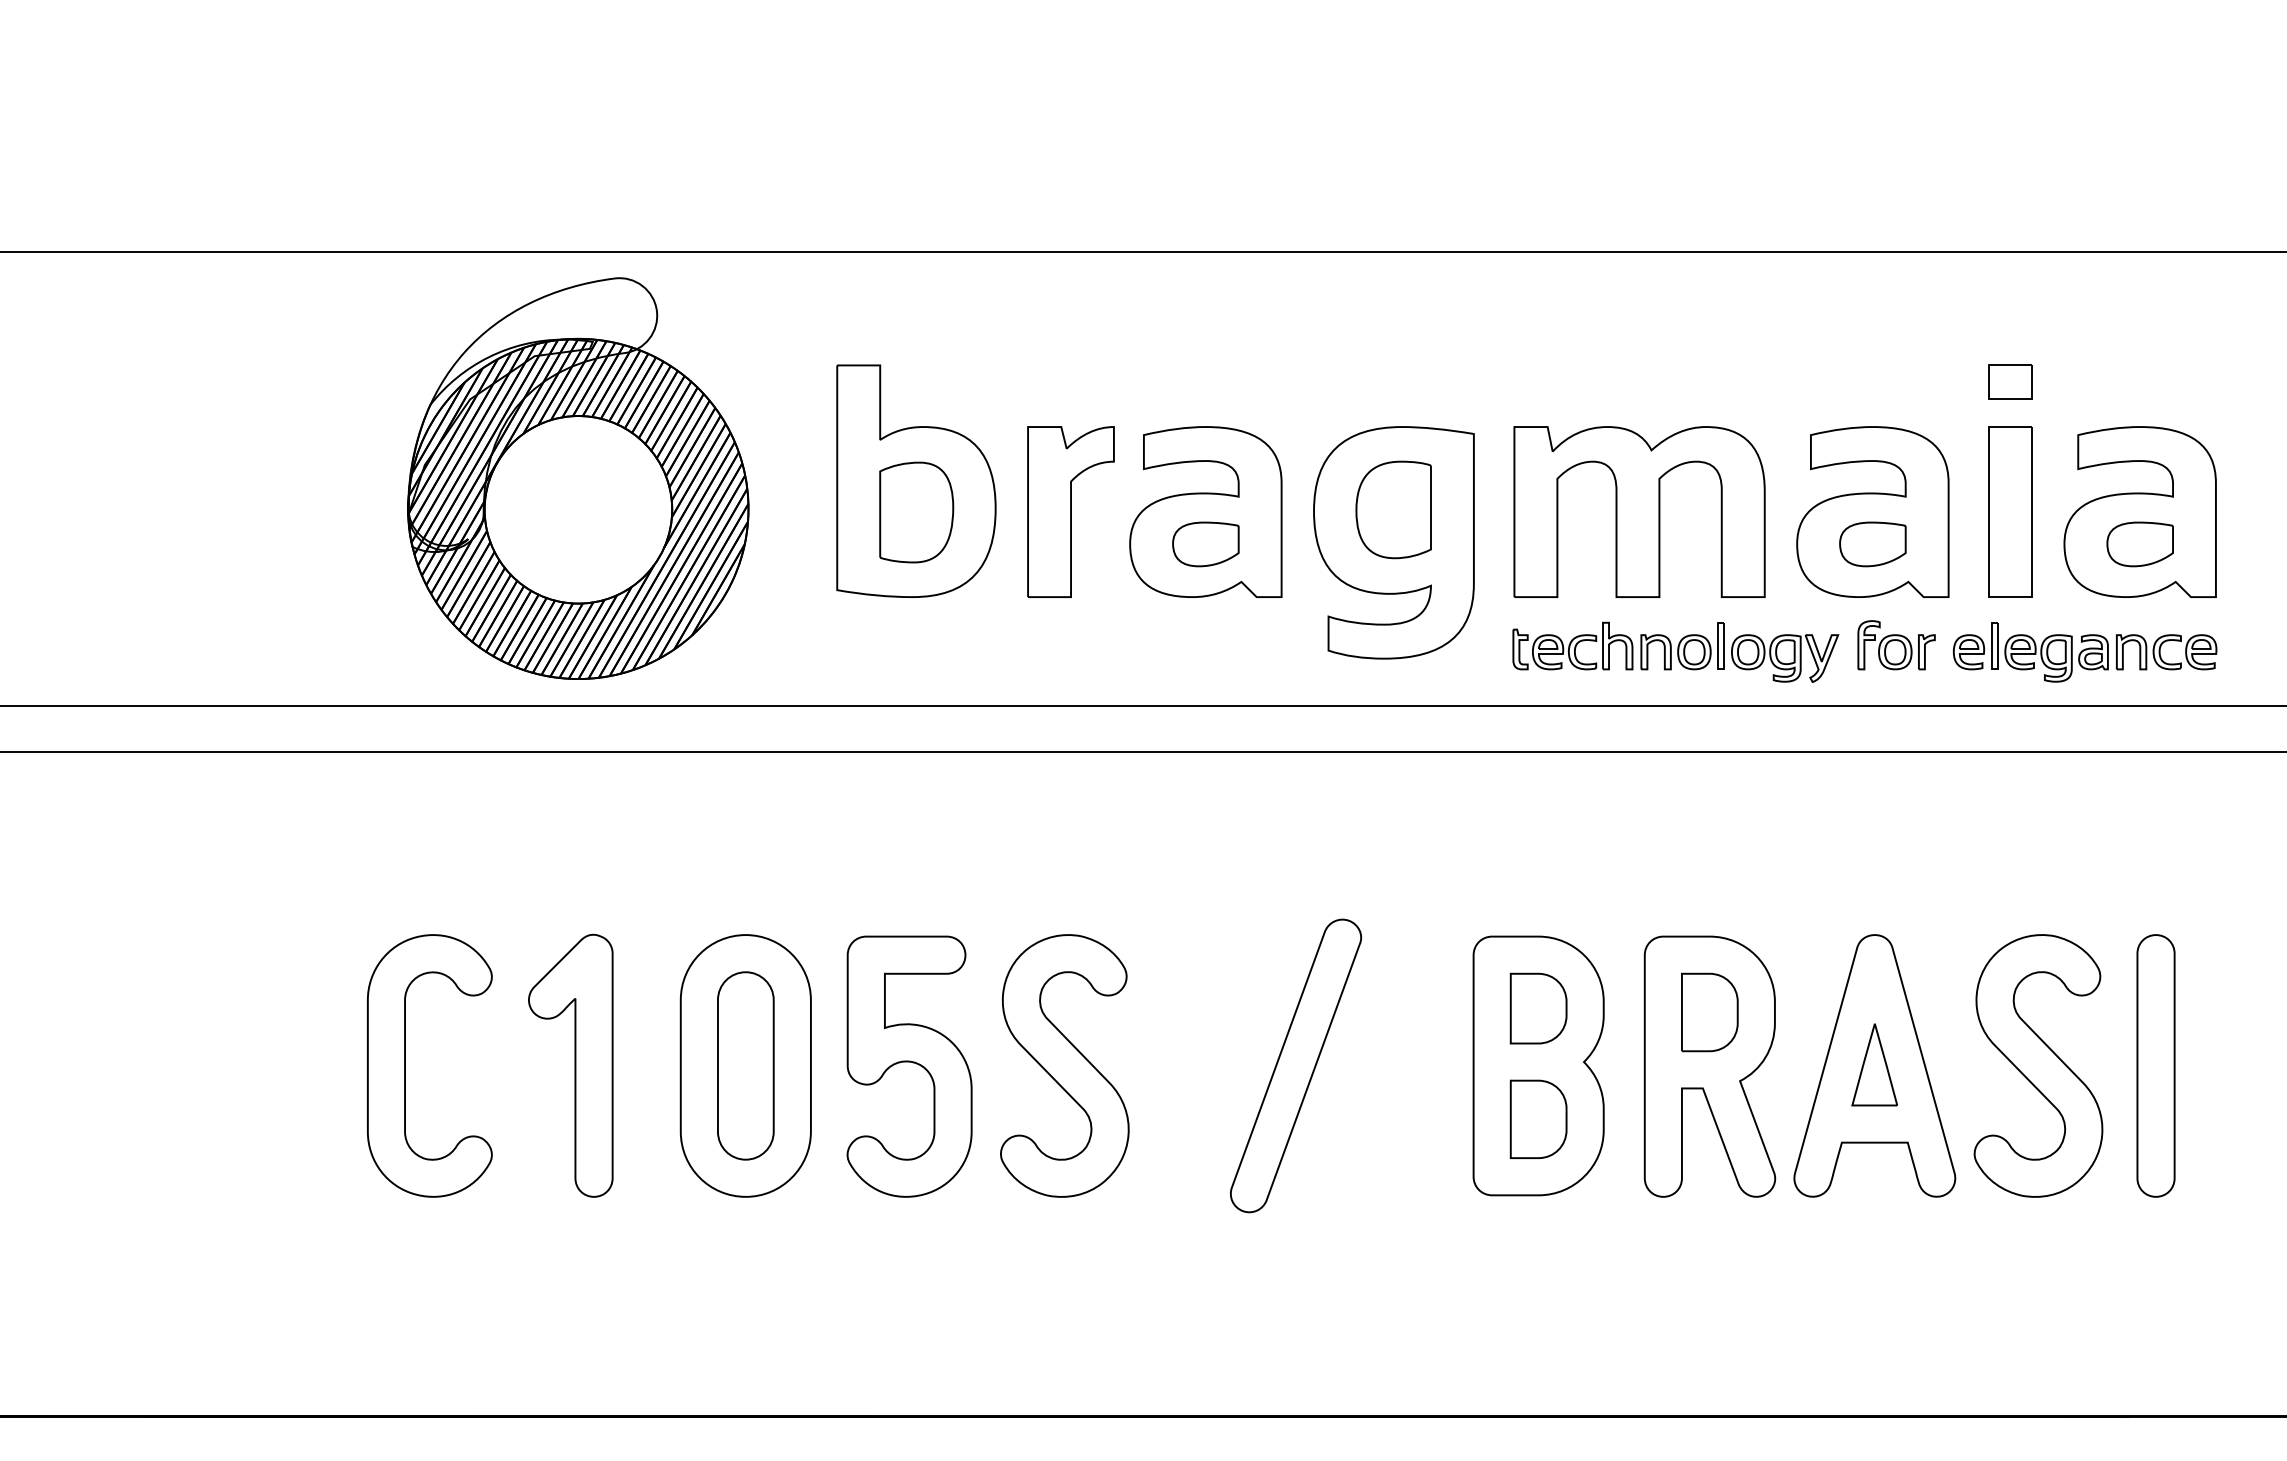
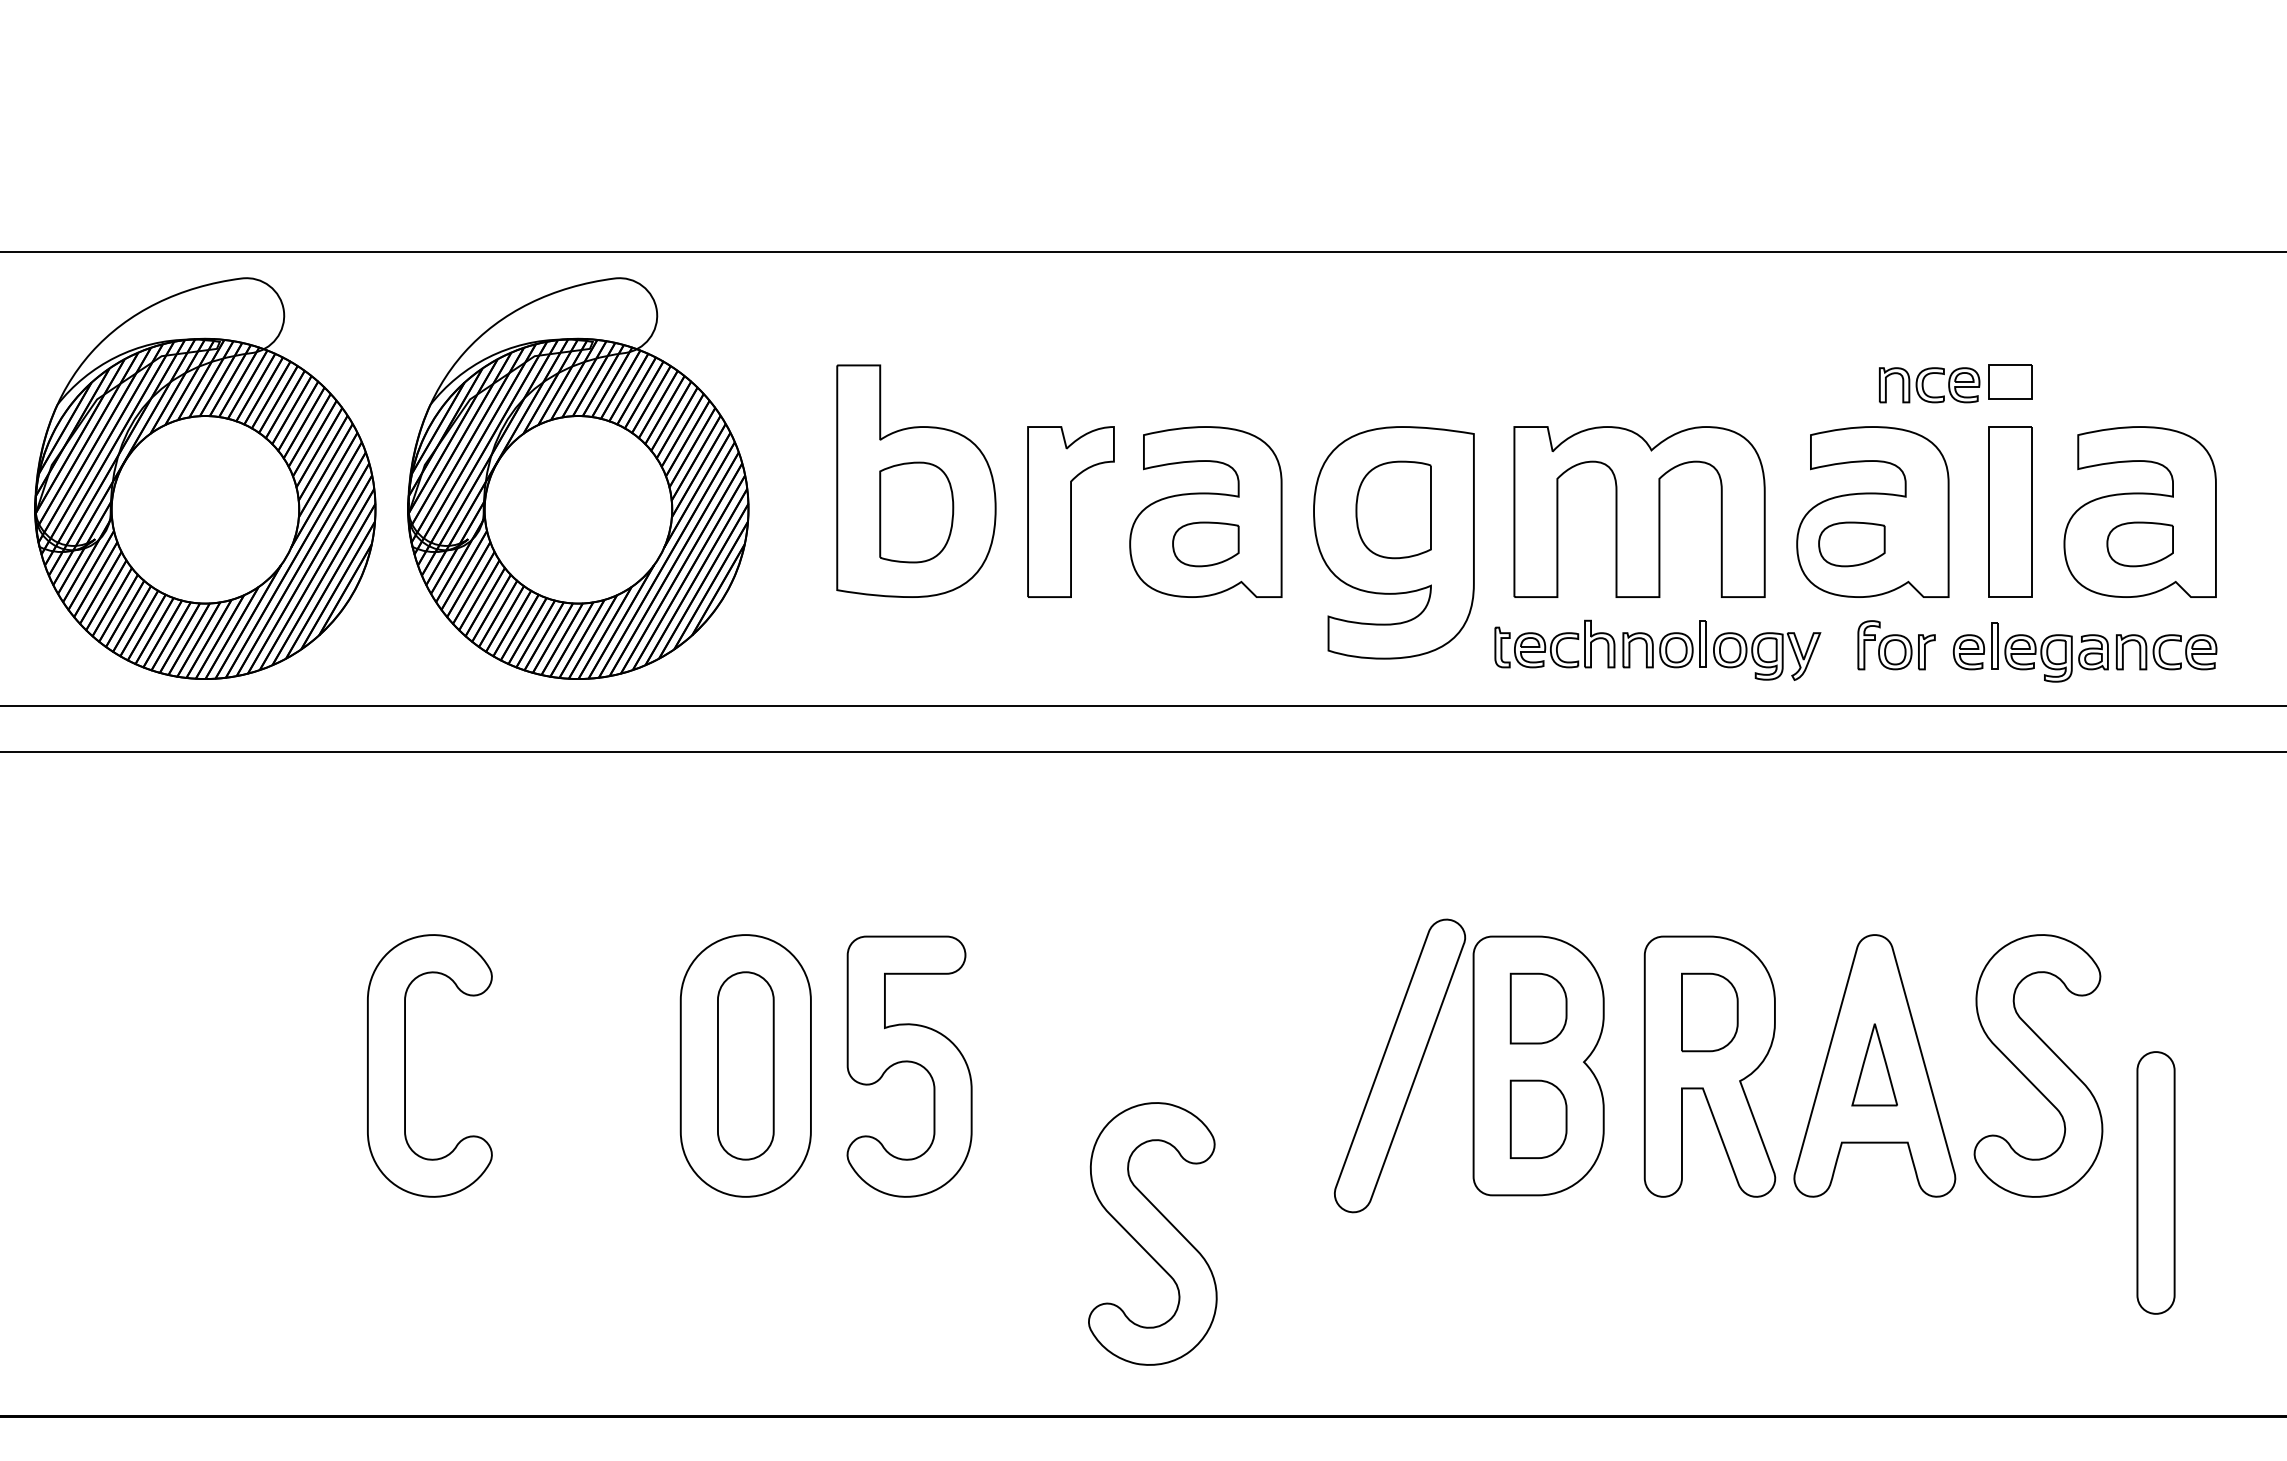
part: none -> present (1929, 385)
part: none -> present (205, 478)
part position: (1872, 544) -> (1851, 544) (1851, 544)
part position: (1675, 651) -> (1657, 649) (1657, 649)
part: present -> none (570, 1065)
part position: (1064, 1065) -> (1152, 1233) (1152, 1233)
part position: (1296, 1065) -> (1400, 1065) (1400, 1065)
part position: (2155, 1065) -> (2155, 1182) (2155, 1182)
